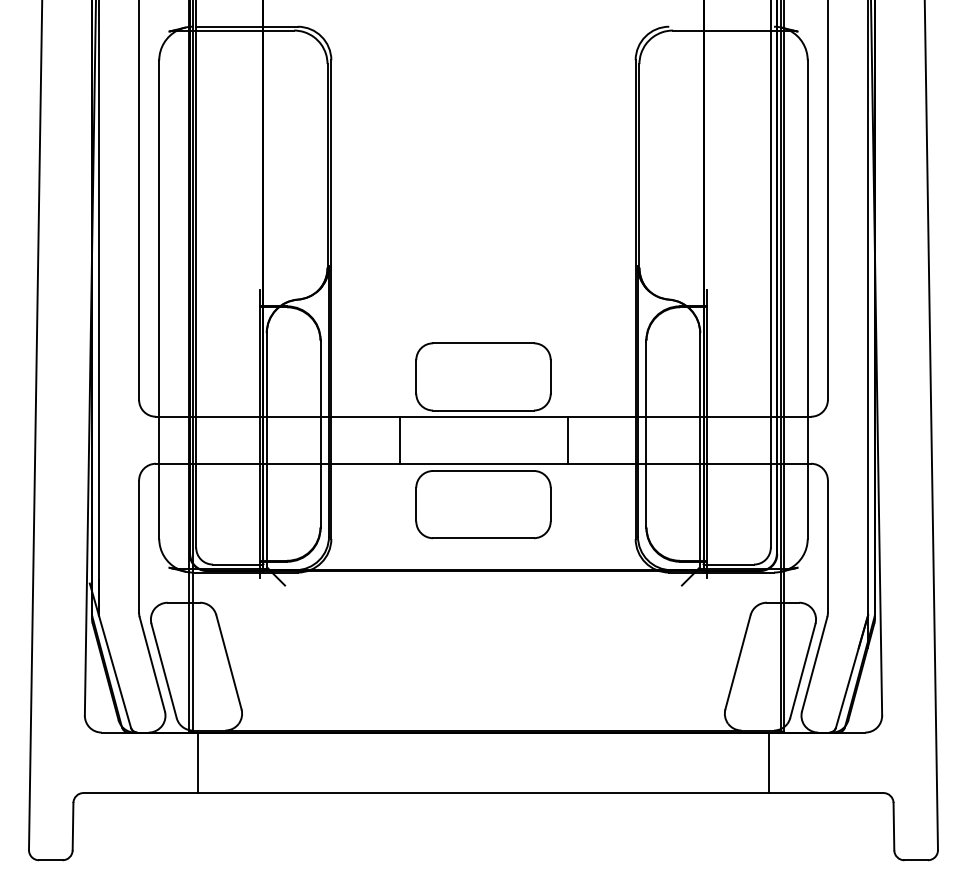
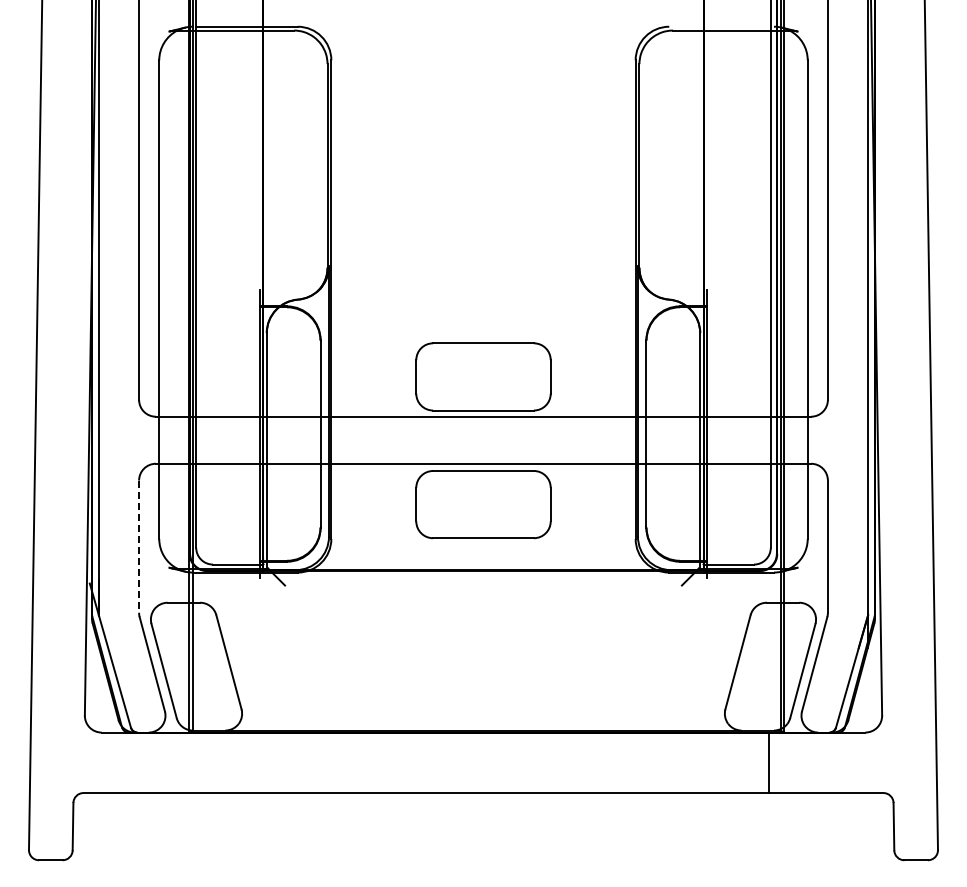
line: present -> none (399, 439)
line: present -> none (567, 439)
line: solid -> dashed (139, 547)
line: present -> none (197, 762)
